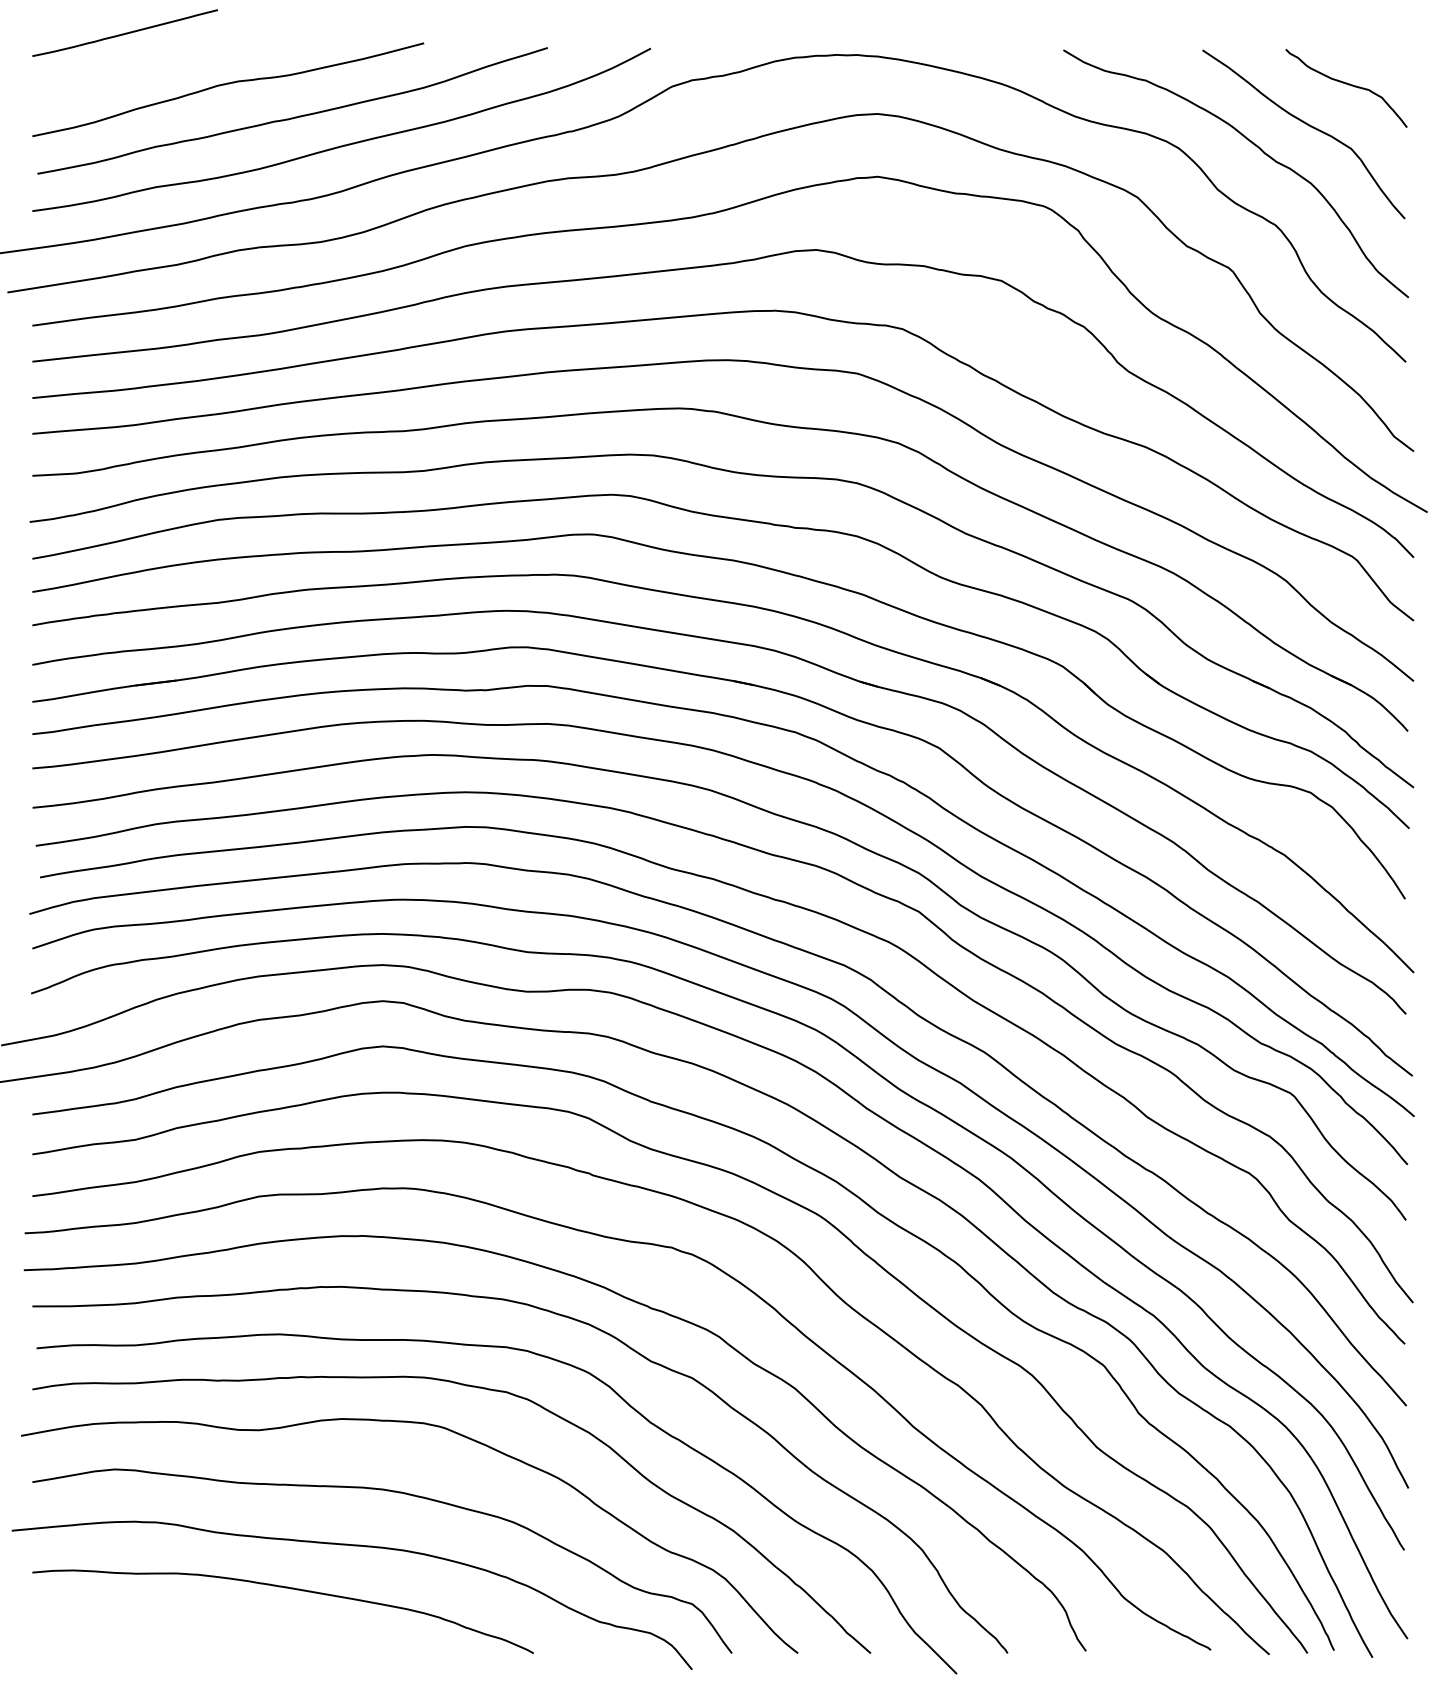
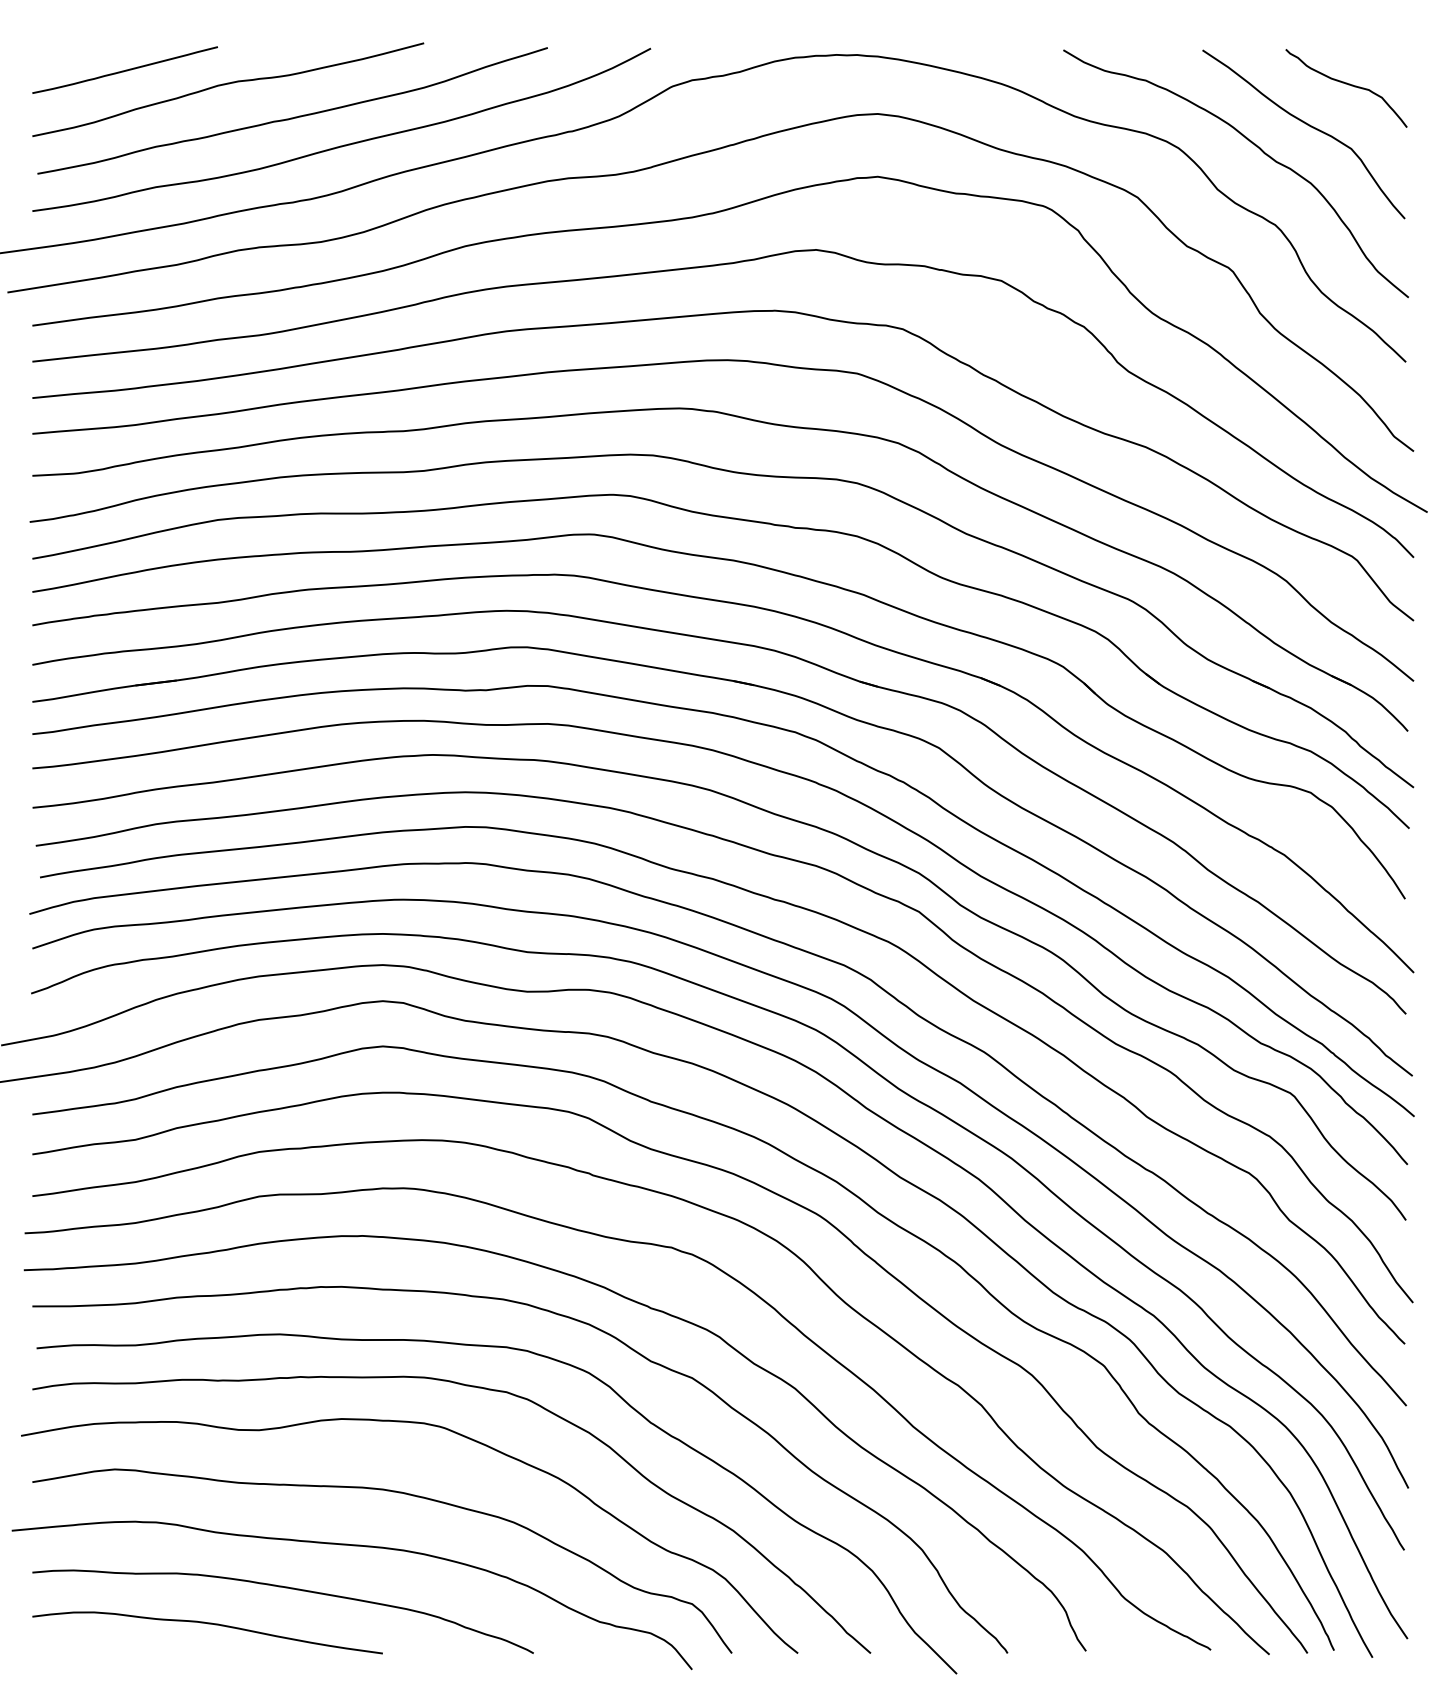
curve position: (125, 32) -> (125, 69) (125, 69)
curve: none -> present (207, 1624)
